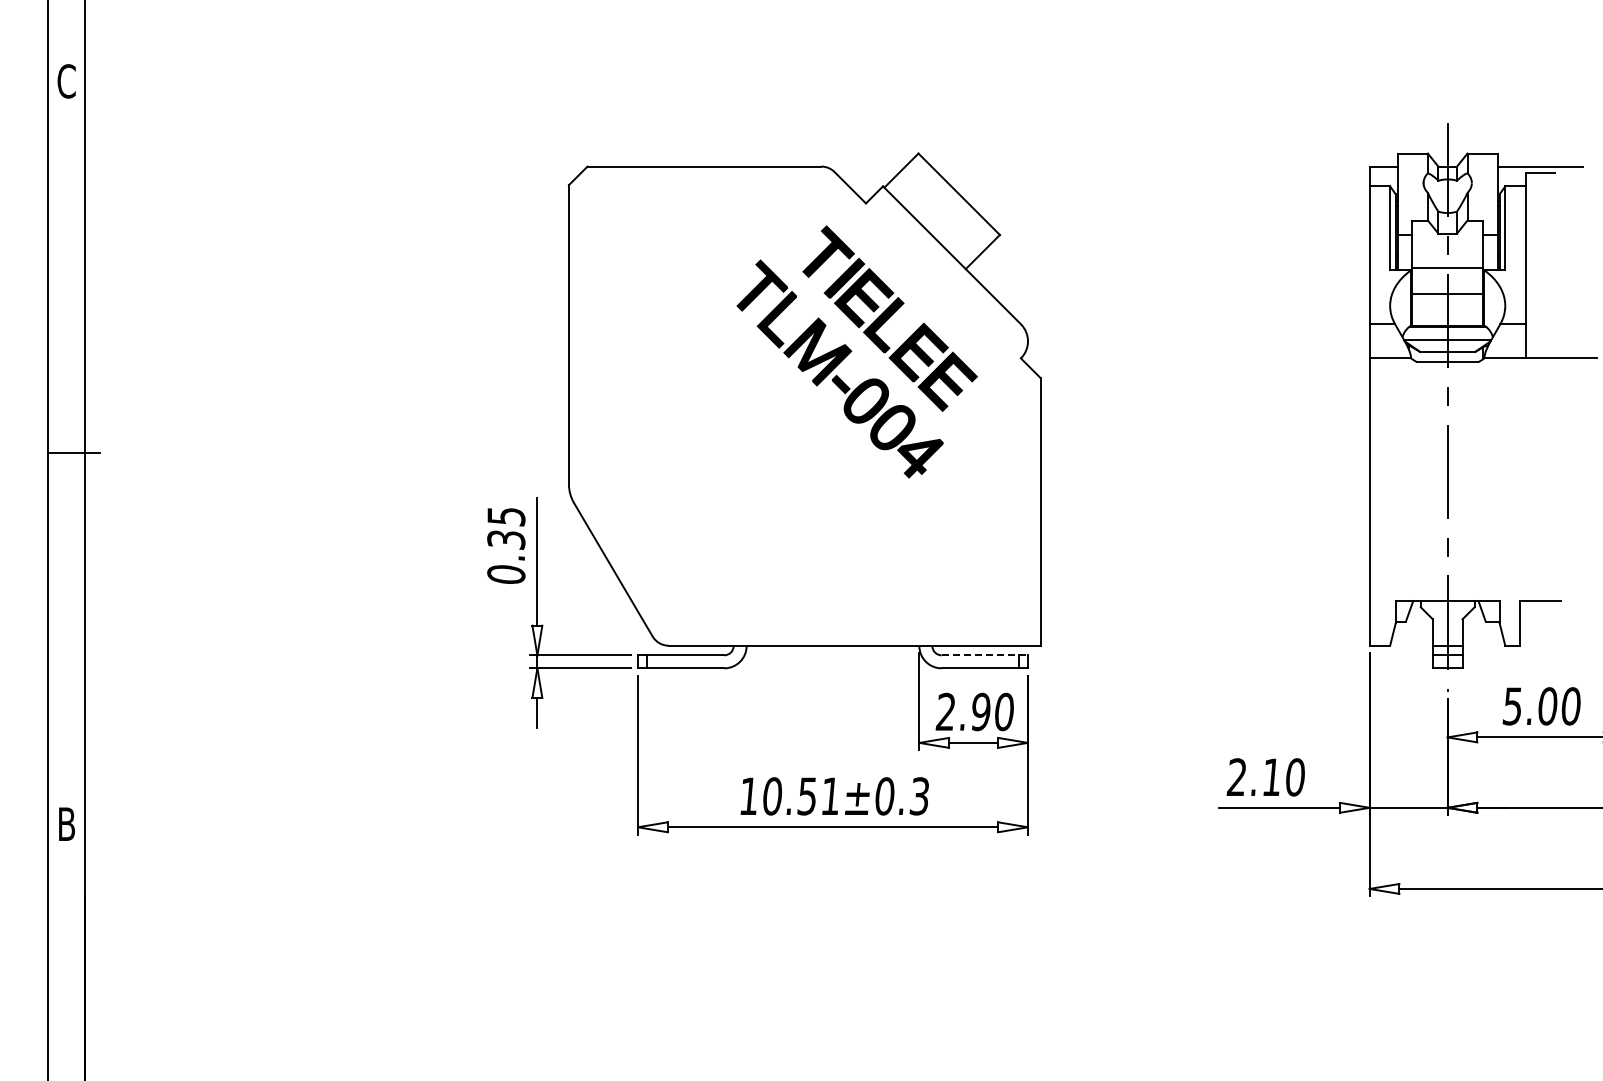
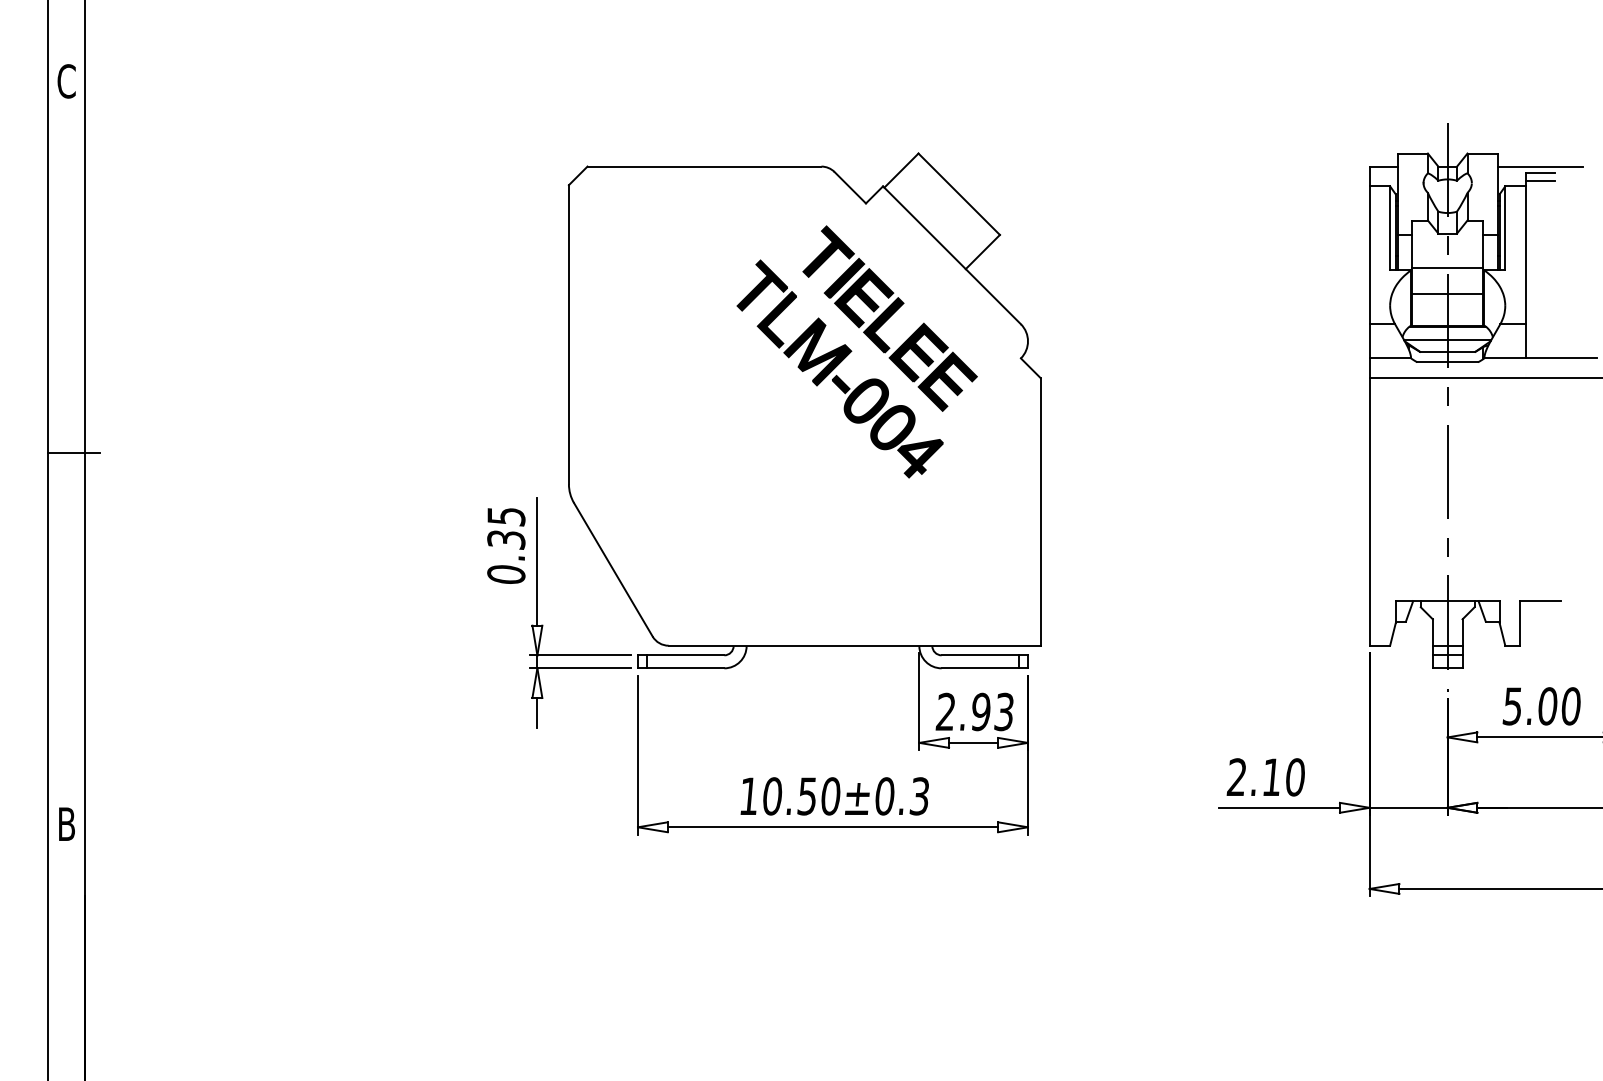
line: none -> present (1540, 181)
line: none -> present (1484, 378)
line: dashed -> solid (985, 655)
text: 2.90 -> 2.93 (1003, 711)
text: 10.51±0.3 -> 10.50±0.3 (830, 796)
